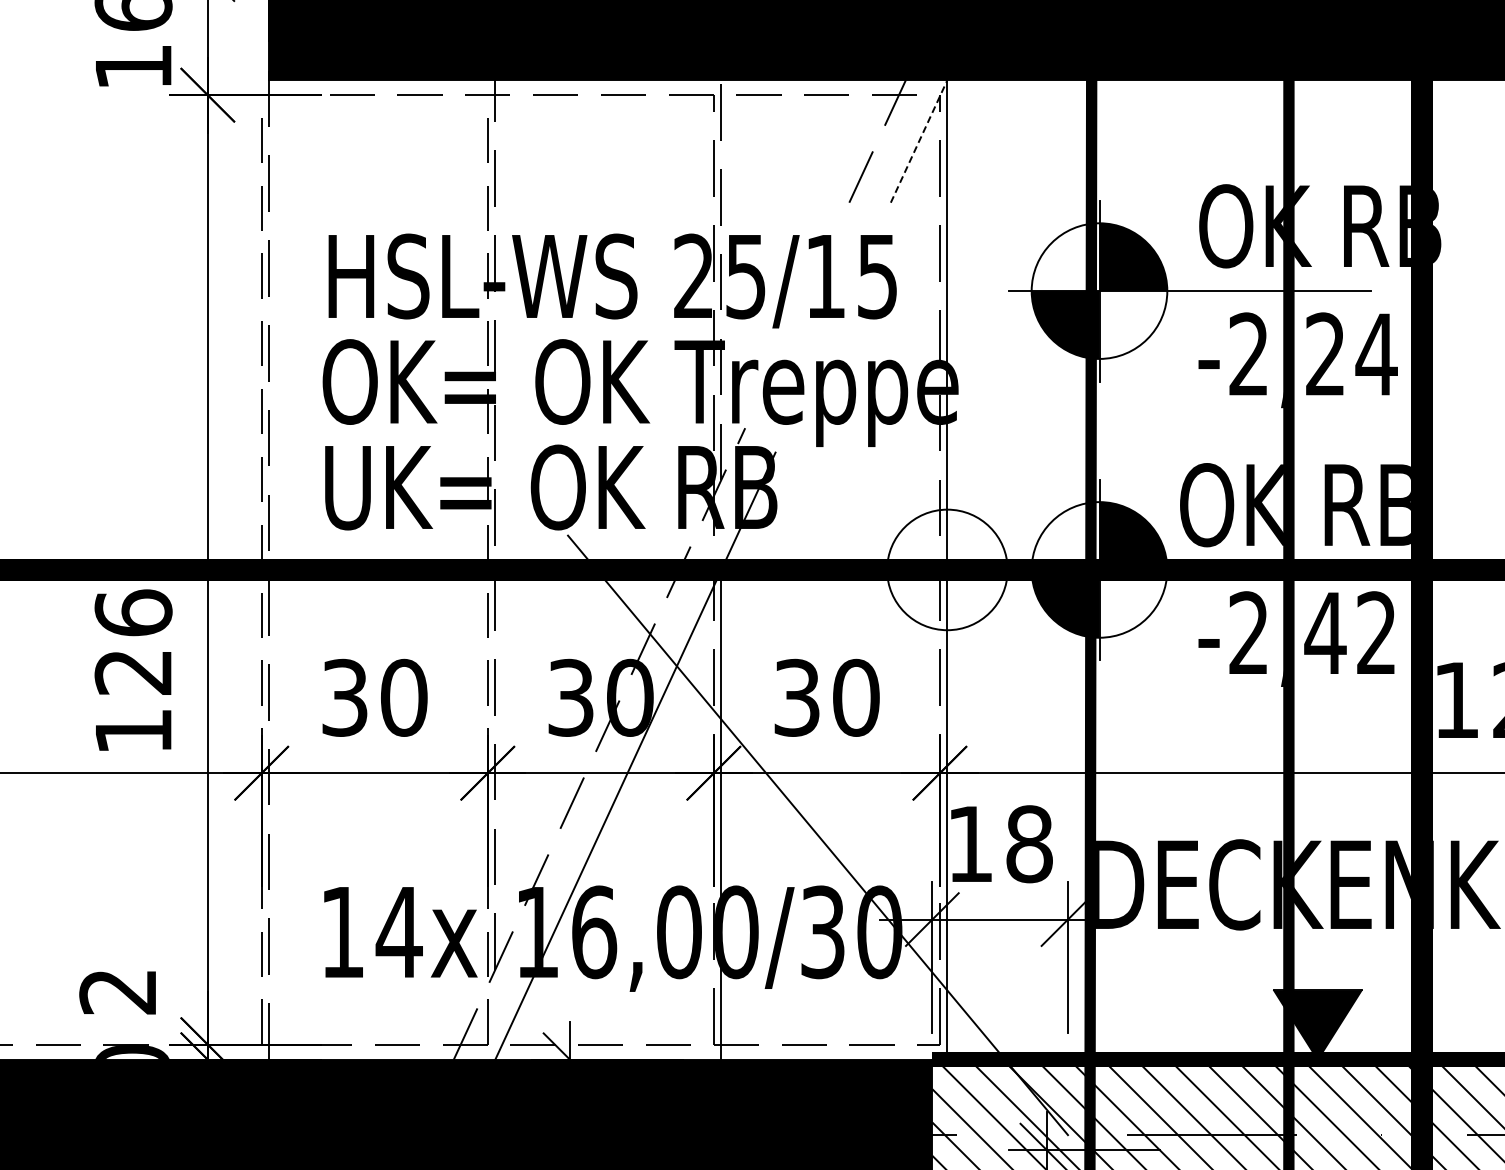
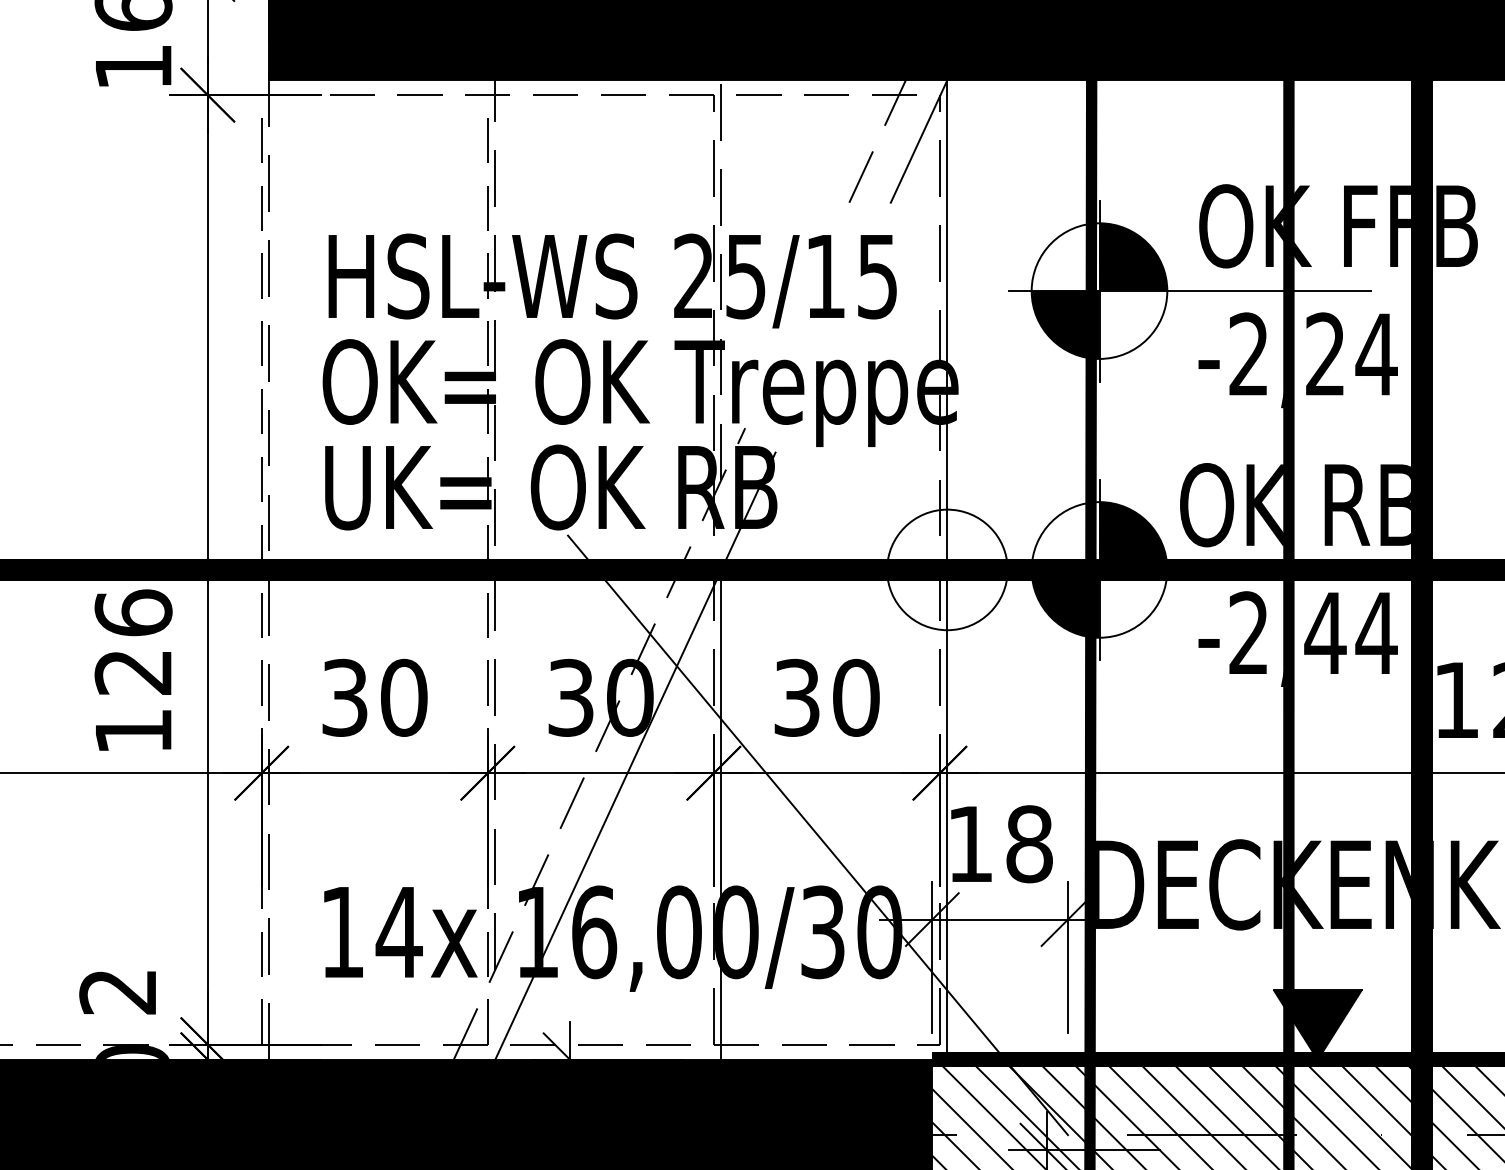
line: dashed -> solid (919, 141)
text: OK RB -> OK FFB (1414, 225)
text: -2,42 -> -2,44 (1376, 632)
